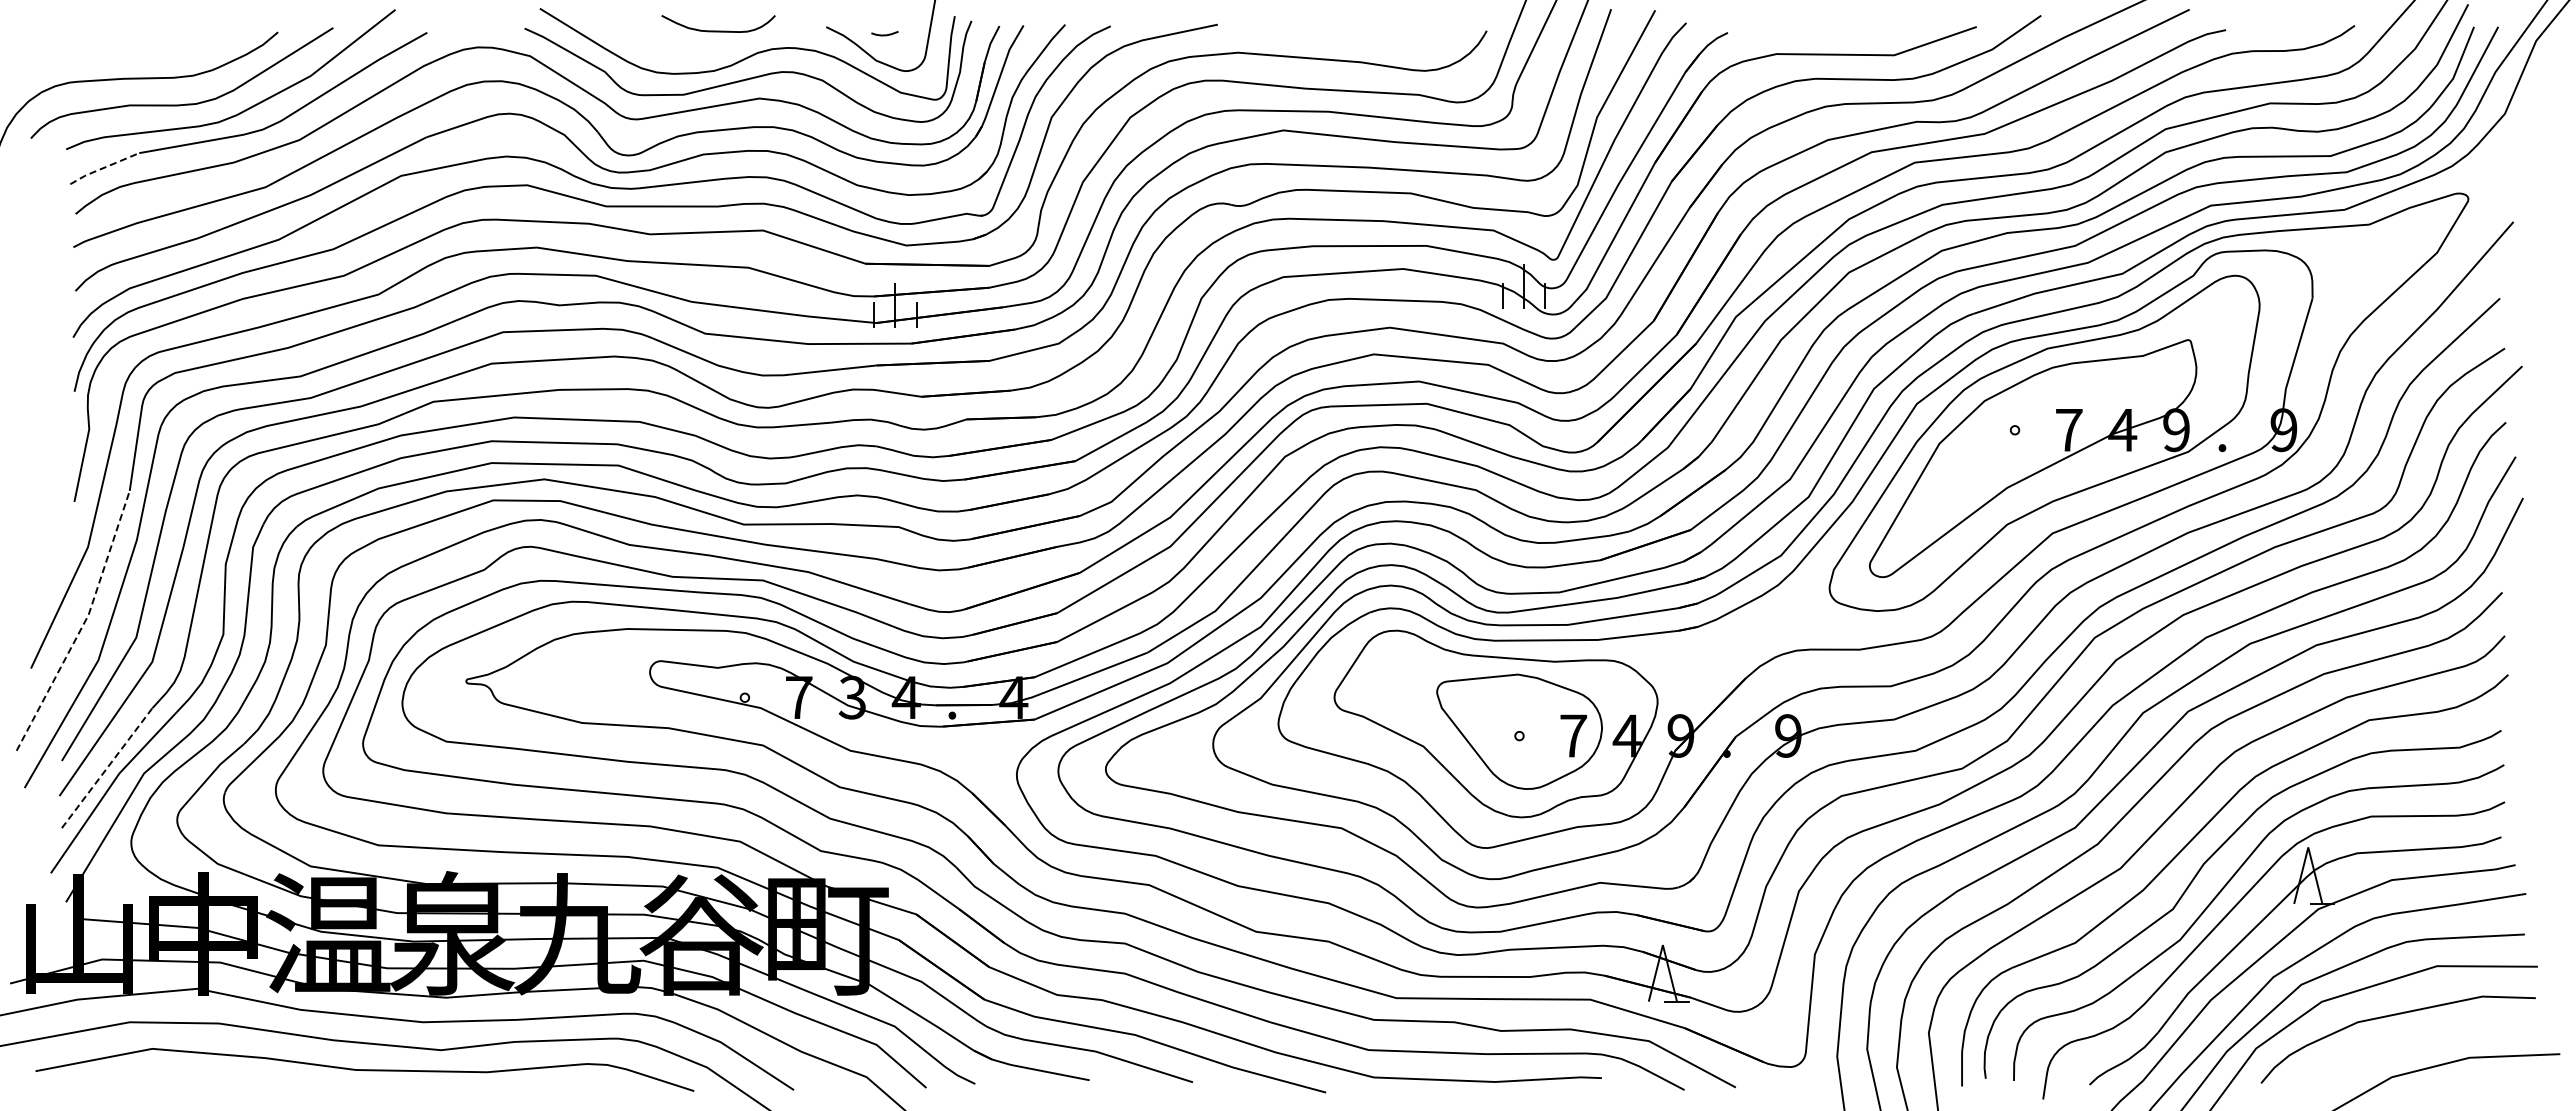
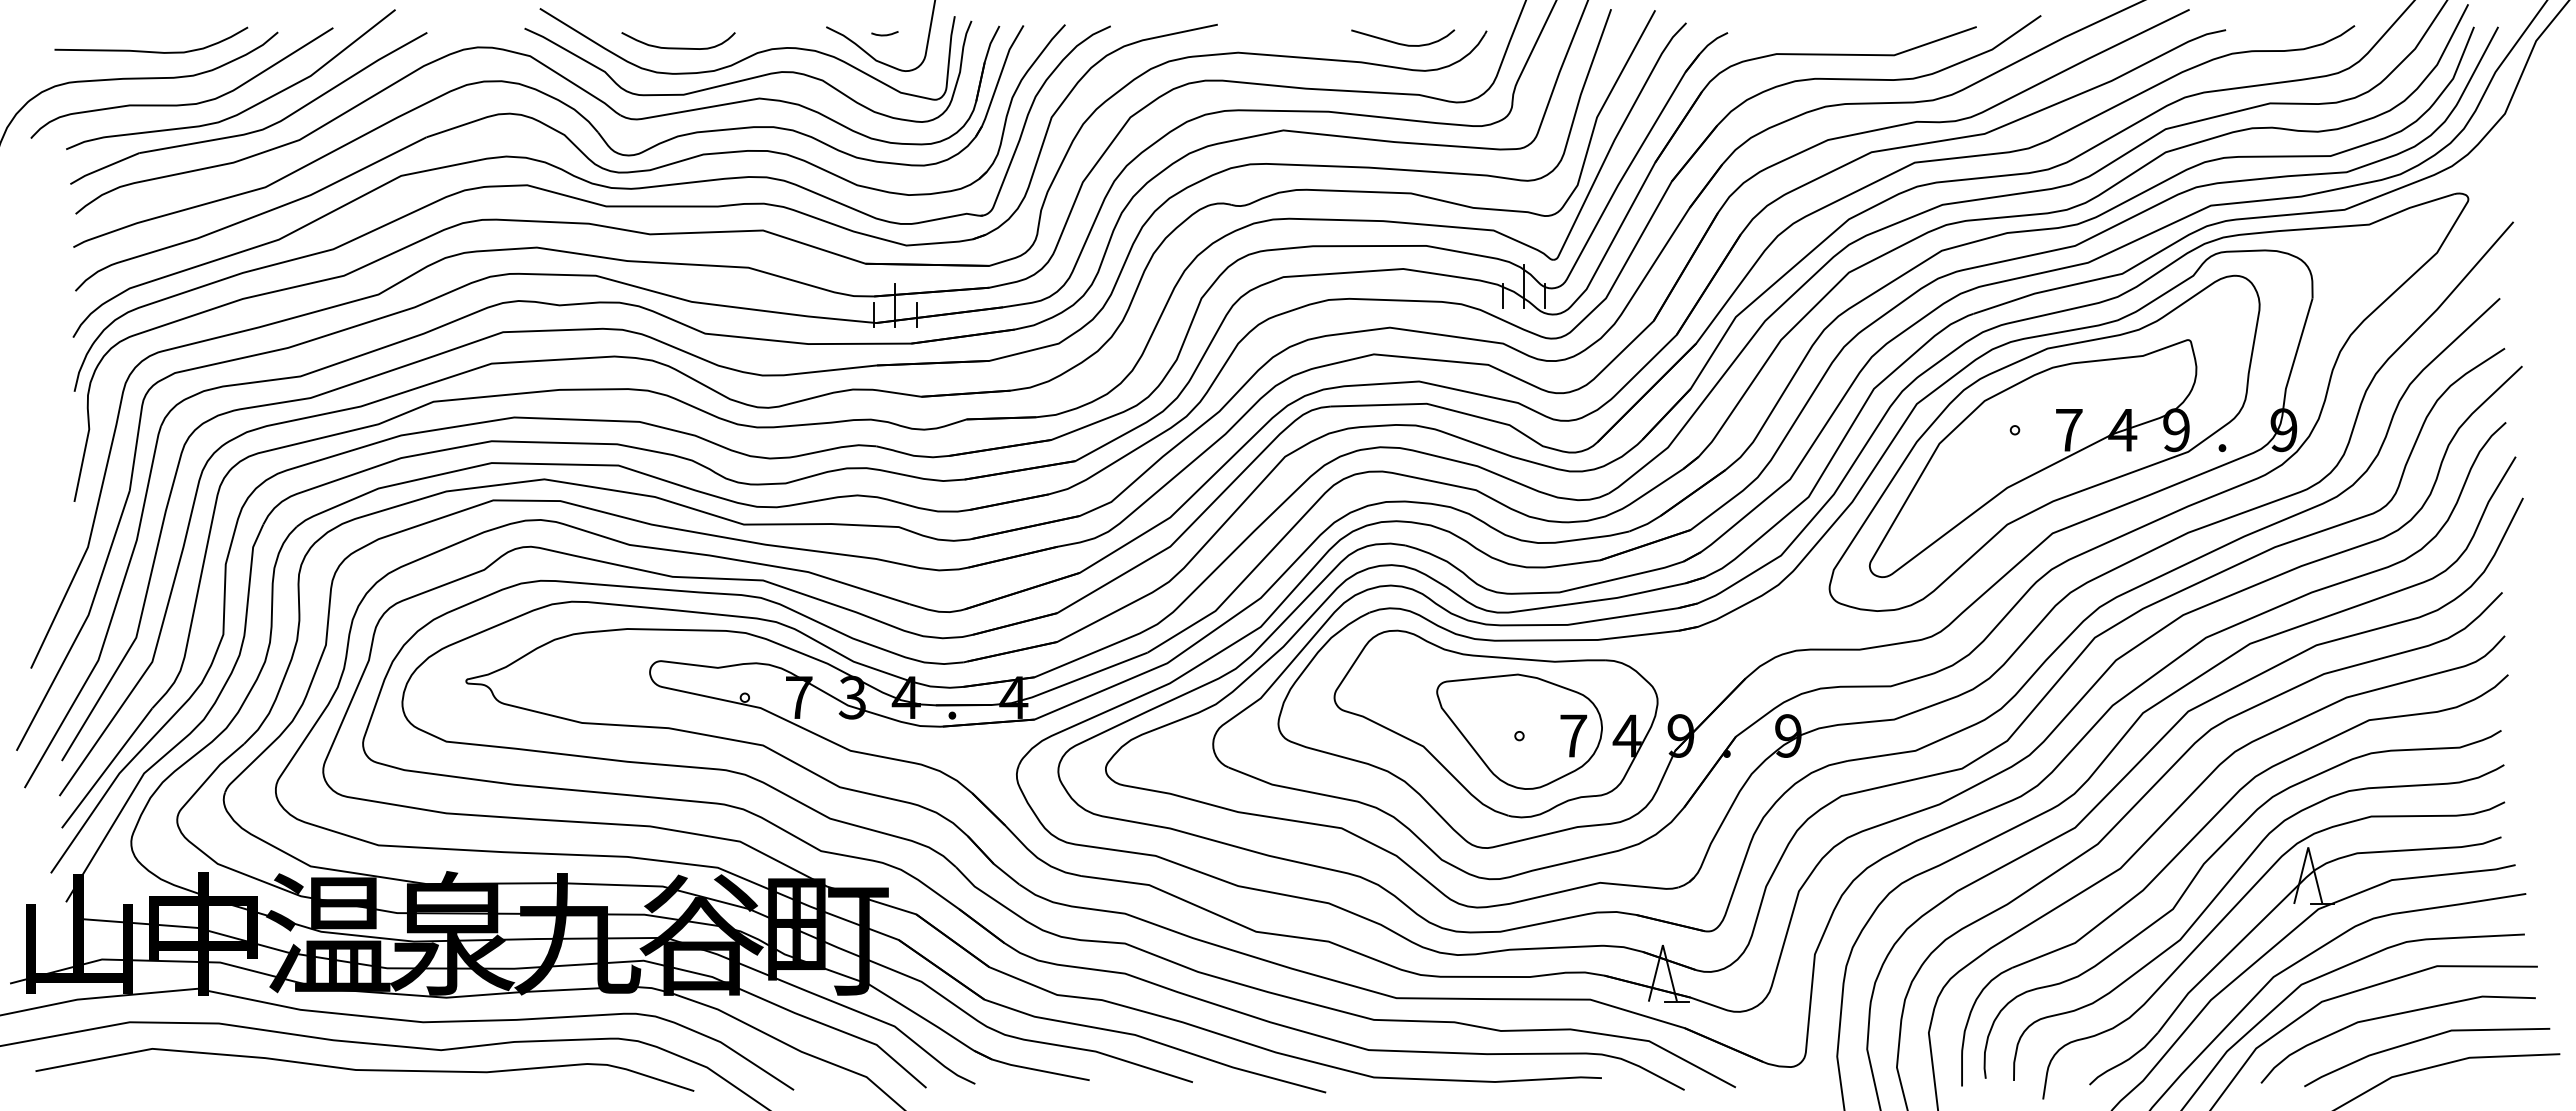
curve position: (718, 30) -> (678, 47) (678, 47)
curve: none -> present (1403, 43)
curve: none -> present (151, 51)
line: dashed -> solid (103, 168)
line: dashed -> solid (83, 624)
line: dashed -> solid (107, 767)
line: none -> present (2422, 1040)
